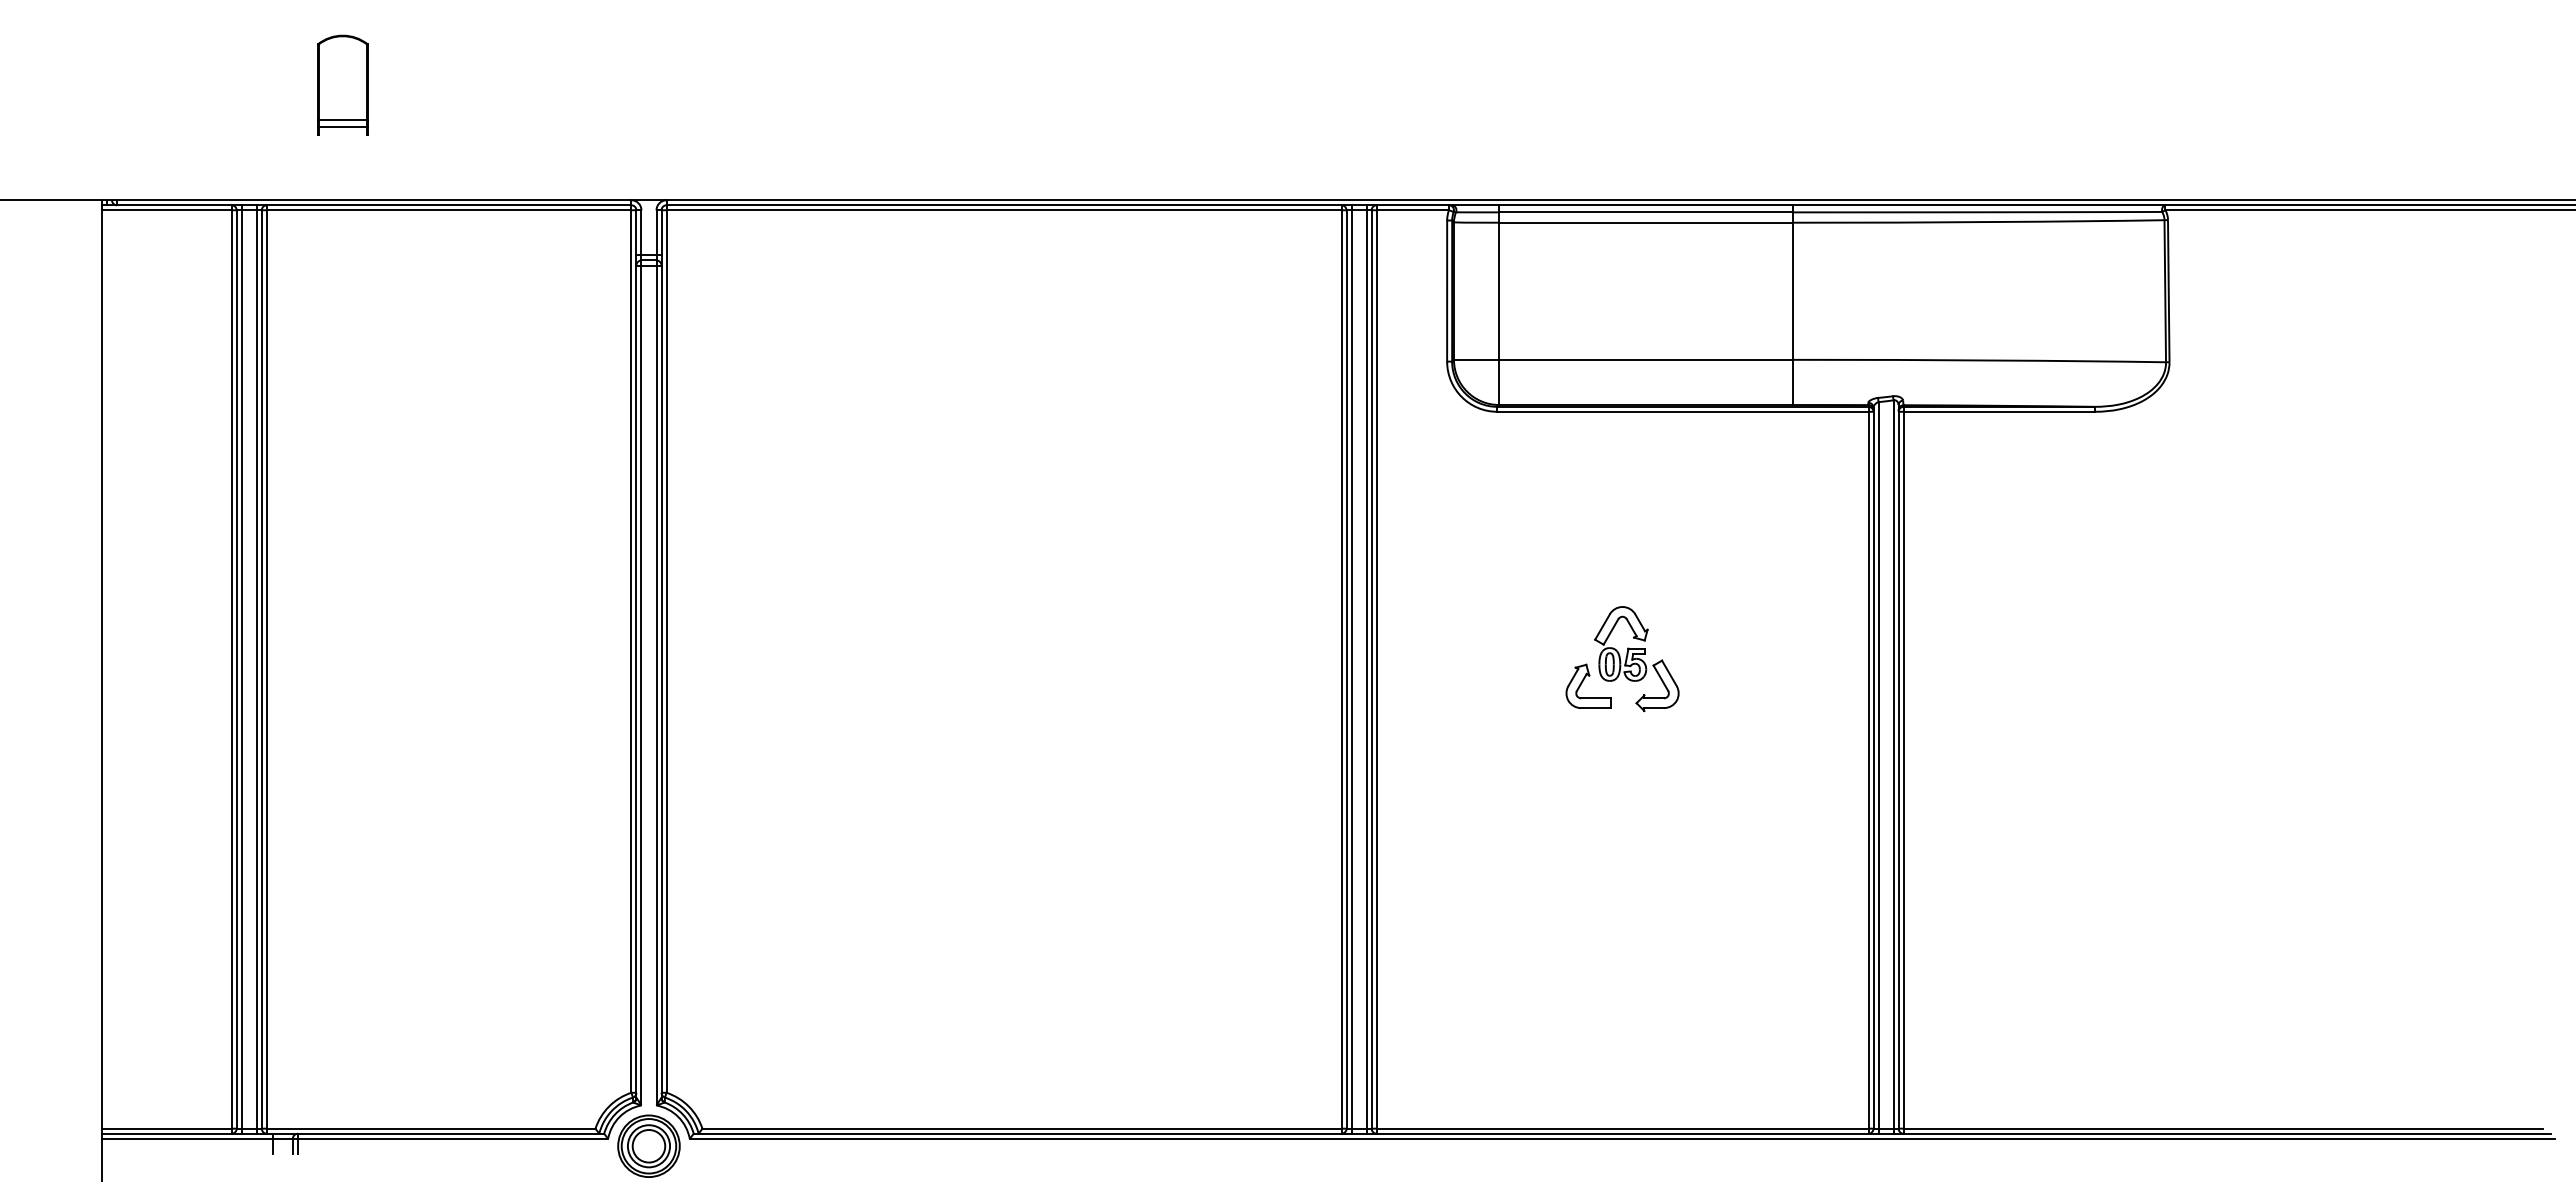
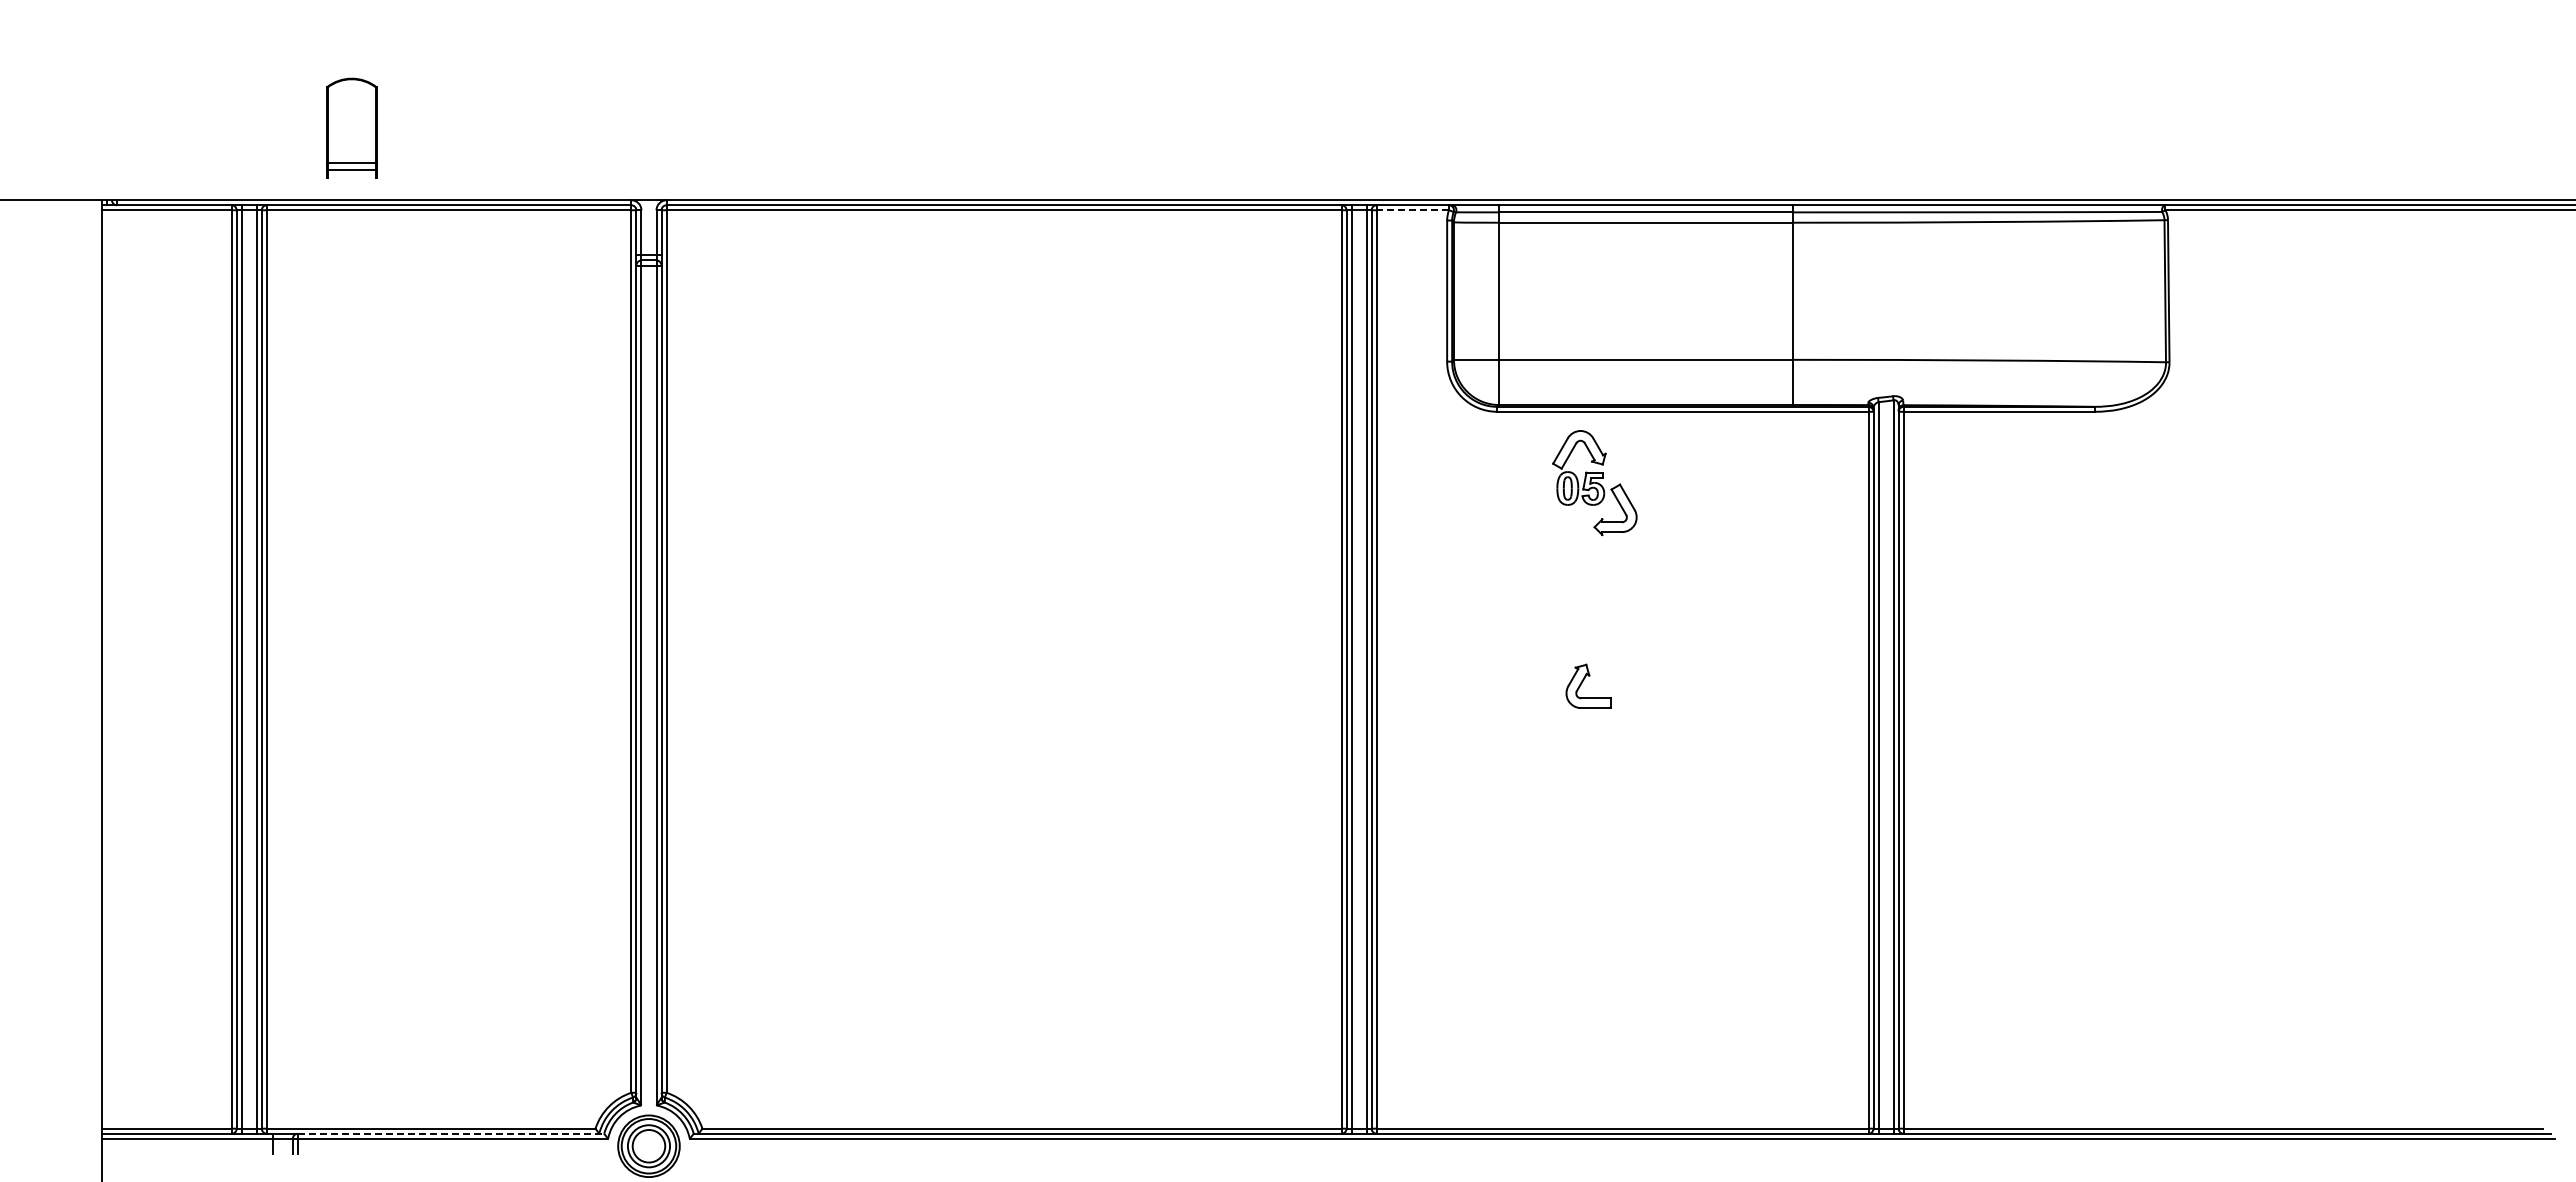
part position: (342, 84) -> (351, 127) (351, 127)
line: solid -> dashed (1412, 210)
part position: (1636, 659) -> (1594, 483) (1594, 483)
line: solid -> dashed (451, 1133)
